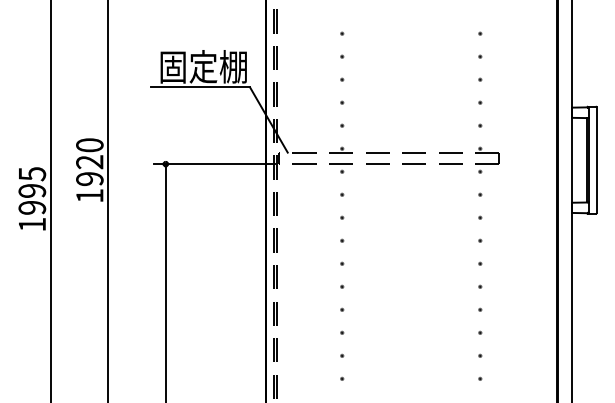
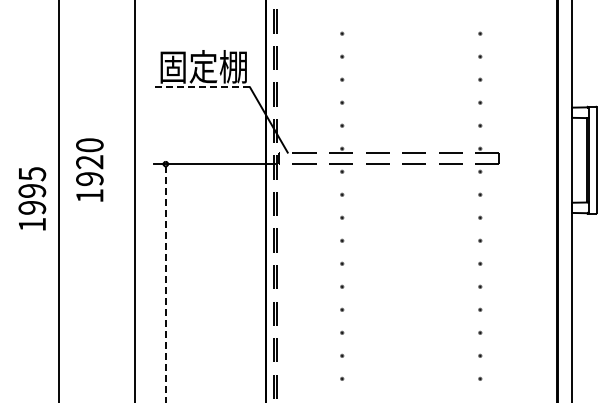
line: solid -> dashed (200, 87)
line position: (50, 200) -> (58, 200) (58, 200)
line position: (108, 200) -> (135, 200) (135, 200)
line: solid -> dashed (165, 283)
